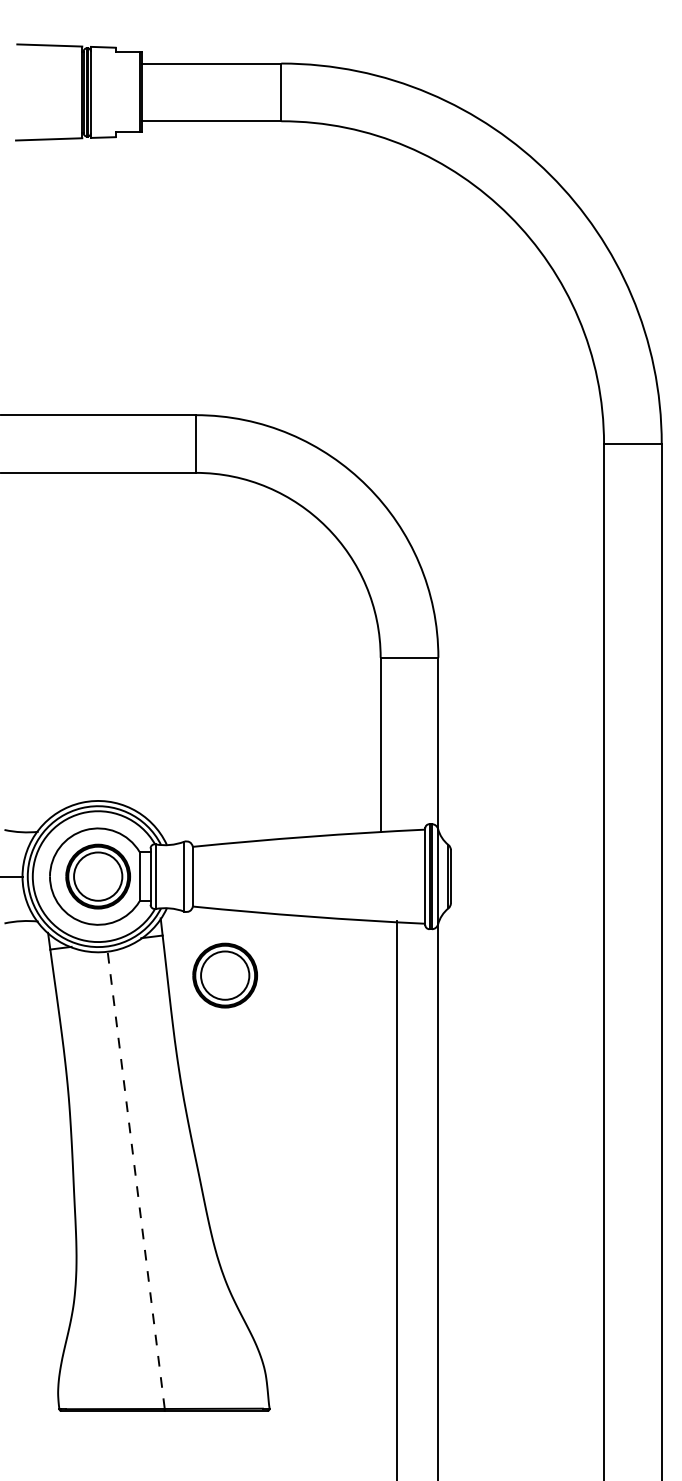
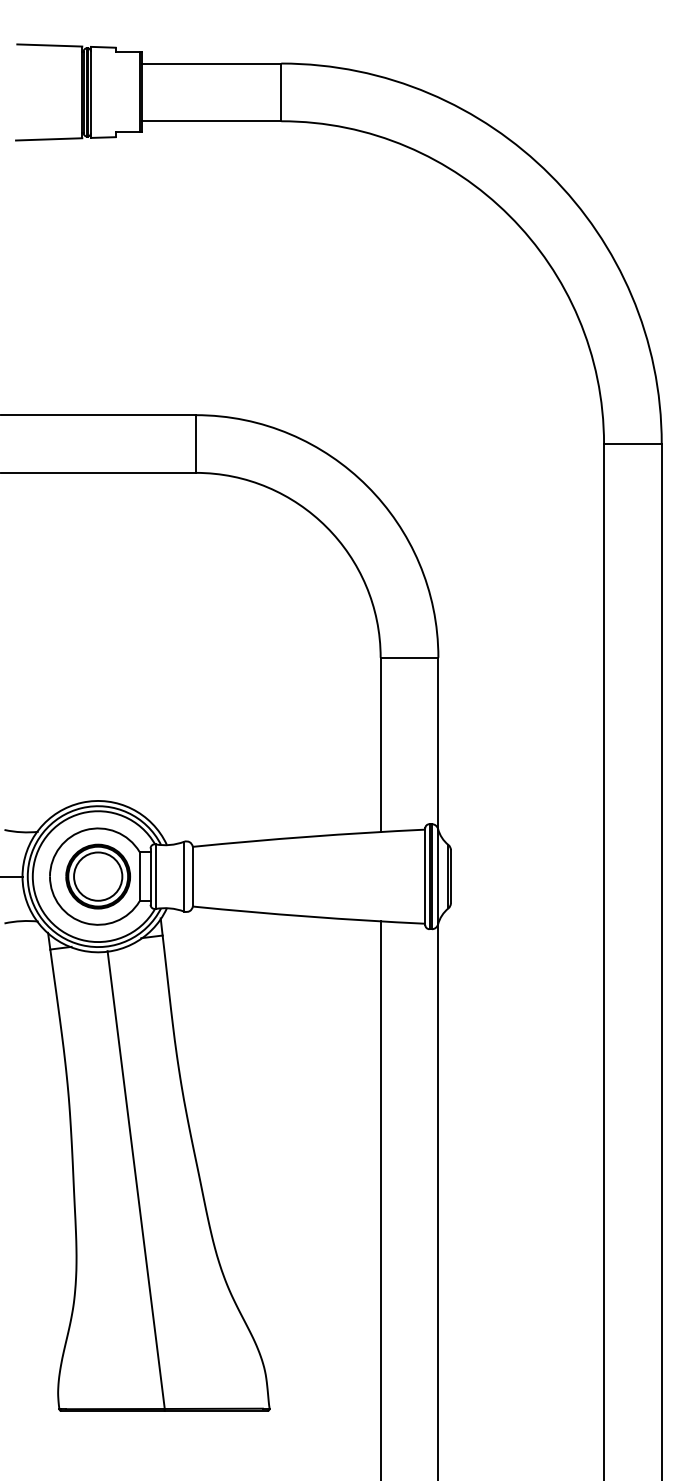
part: present -> none (224, 975)
line: dashed -> solid (136, 1180)
line position: (396, 1199) -> (380, 1199) (380, 1199)
